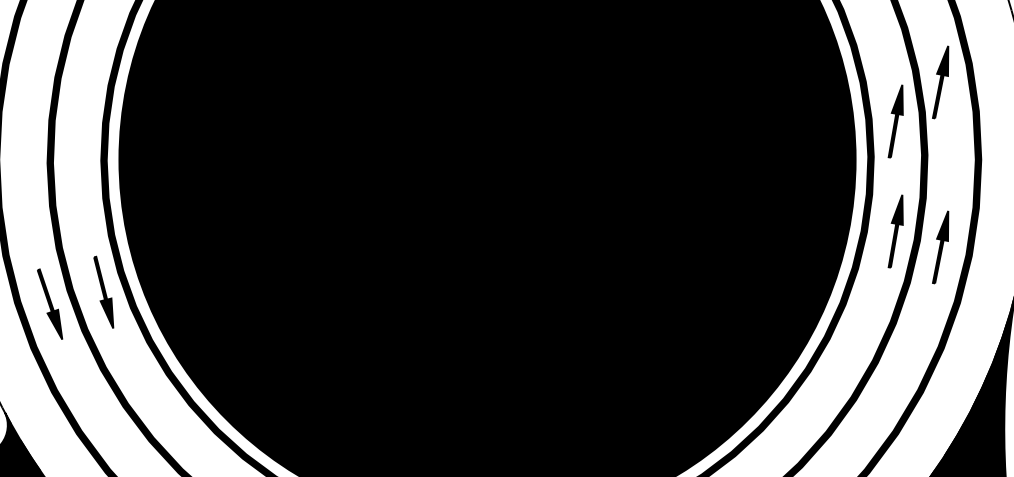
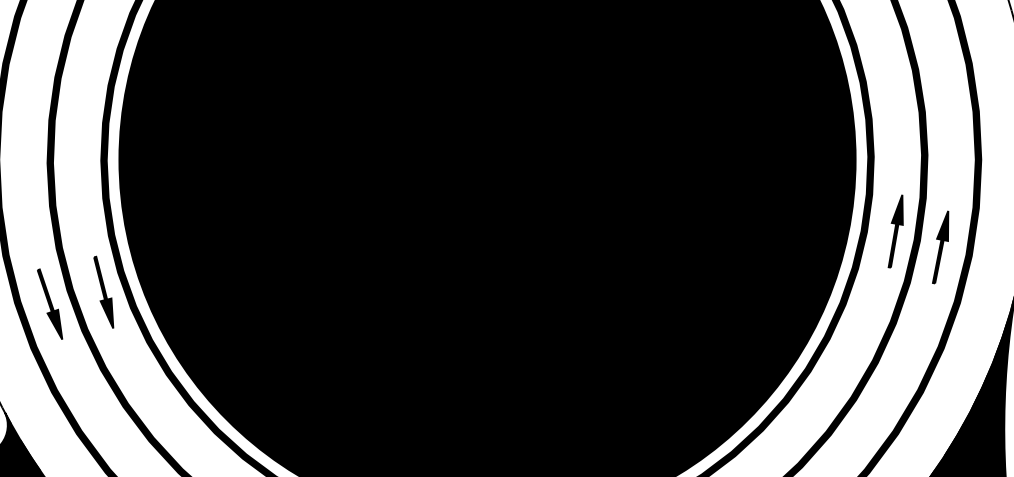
part: present -> none (940, 82)
part: present -> none (895, 121)
